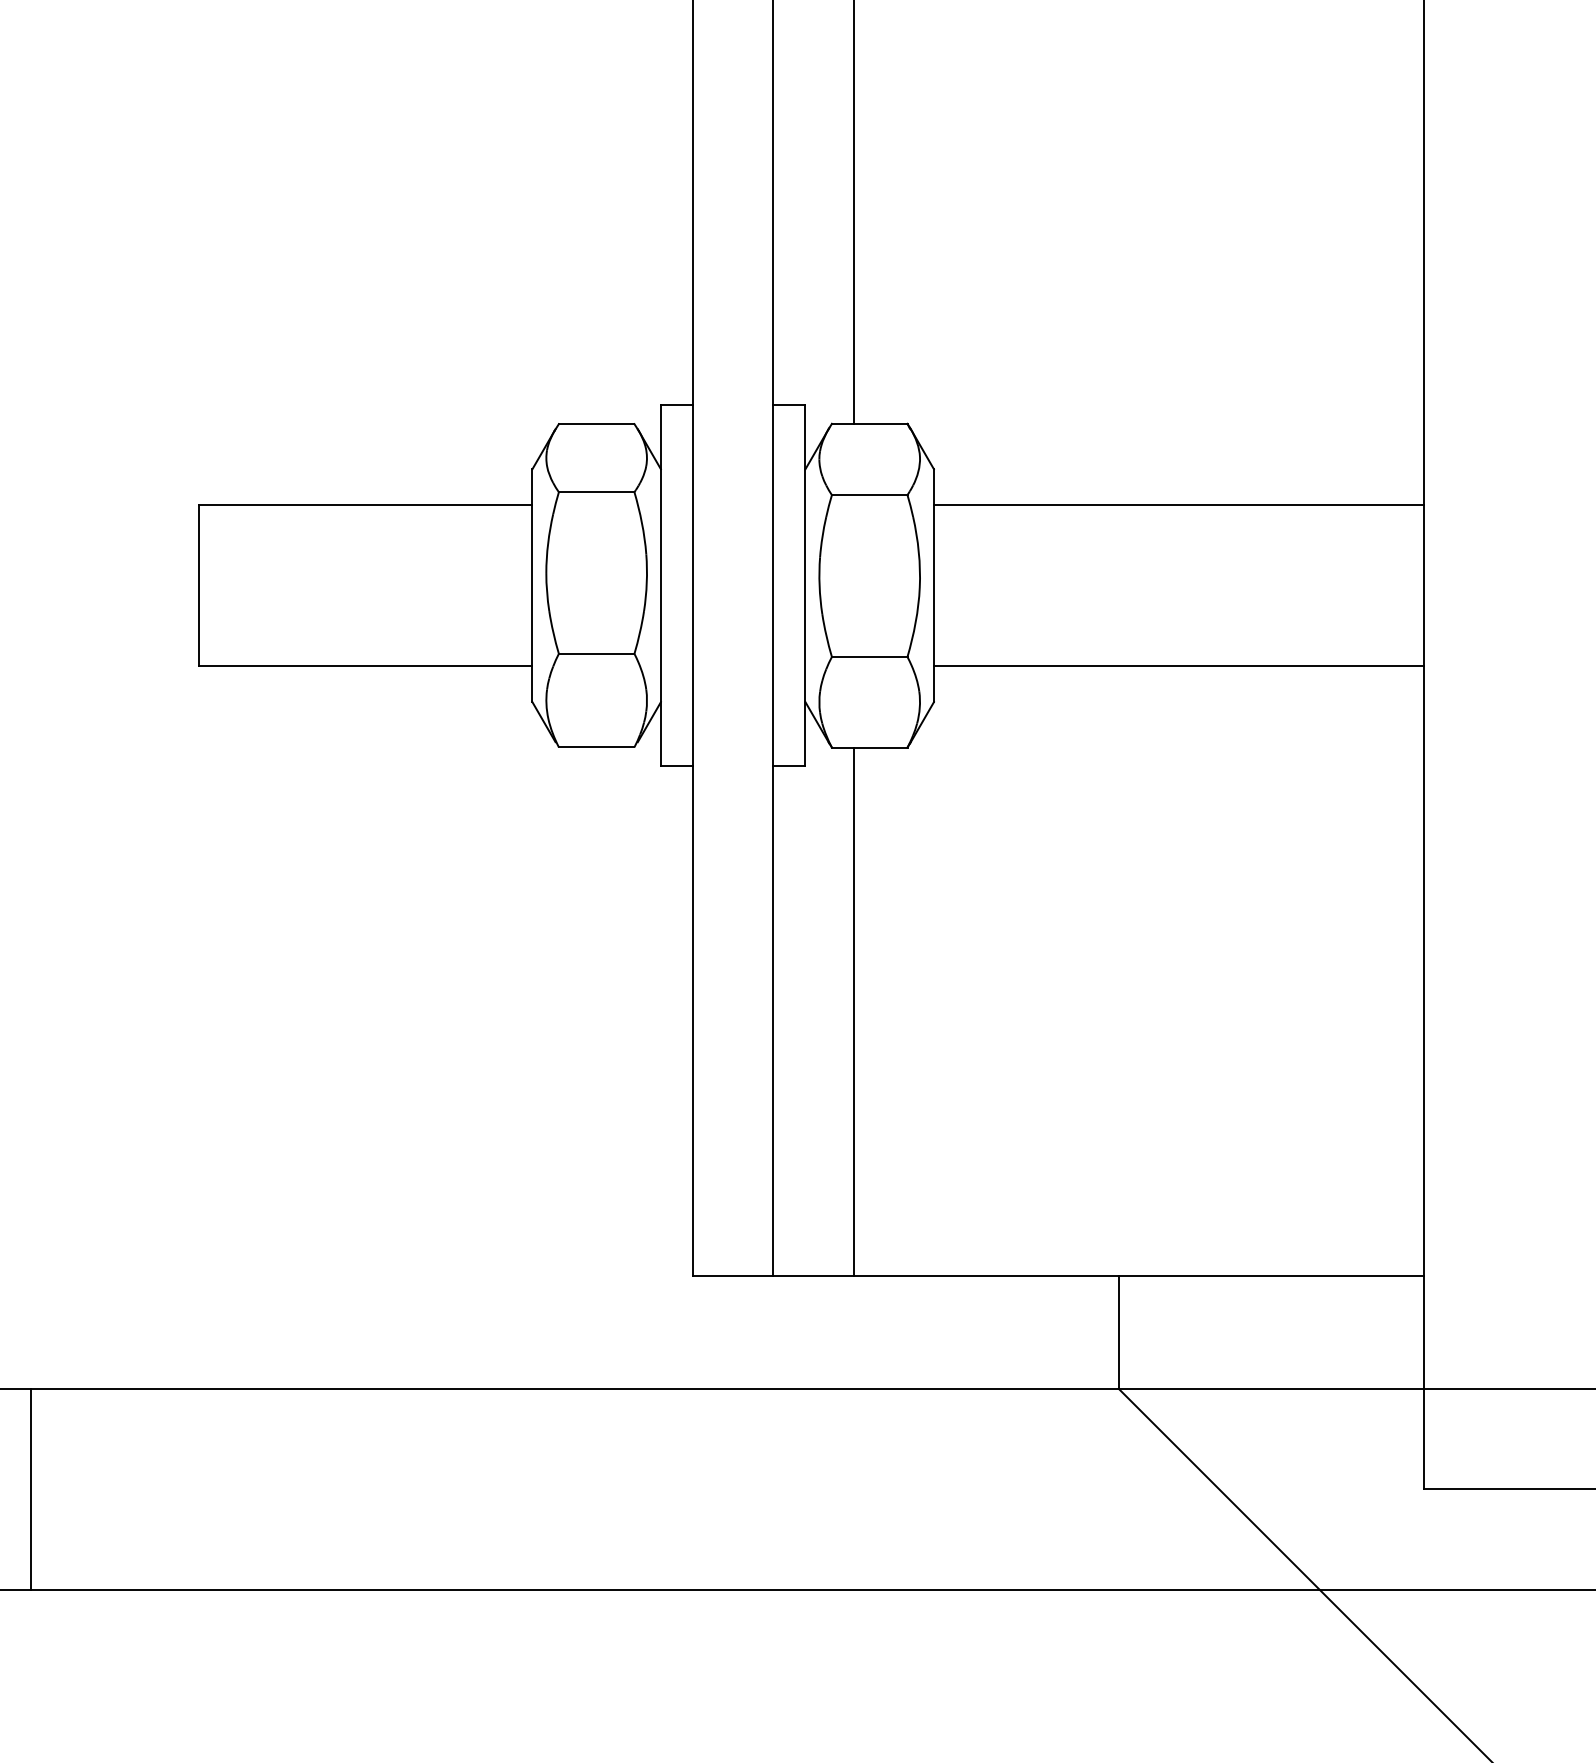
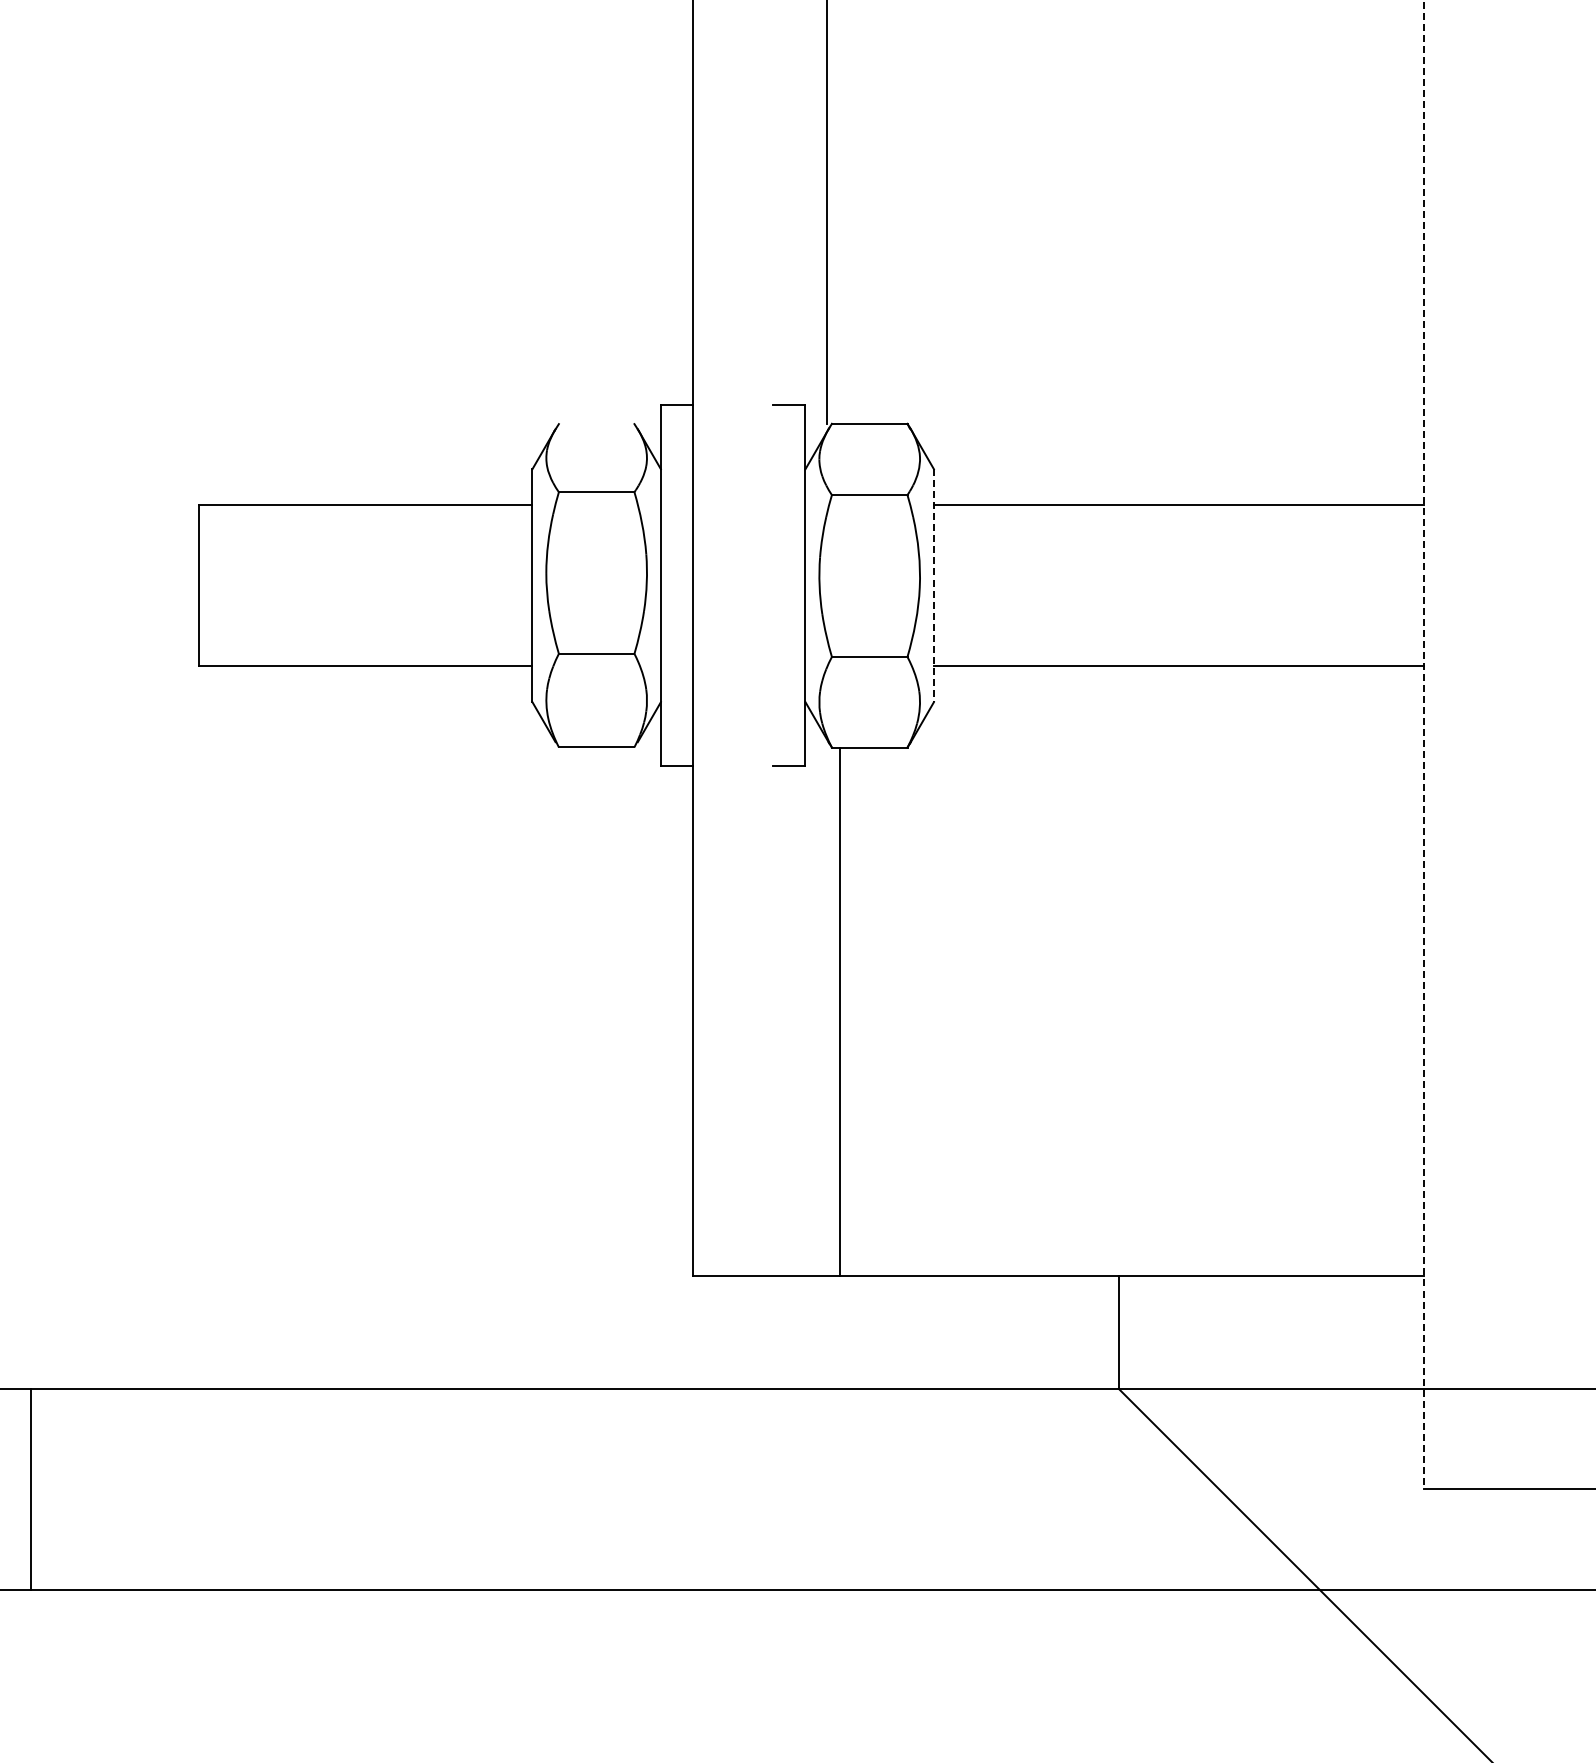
line position: (853, 212) -> (826, 212) (826, 212)
line: present -> none (596, 424)
line: solid -> dashed (933, 586)
line: present -> none (773, 639)
line: solid -> dashed (1424, 745)
line position: (853, 1011) -> (839, 1011) (839, 1011)
